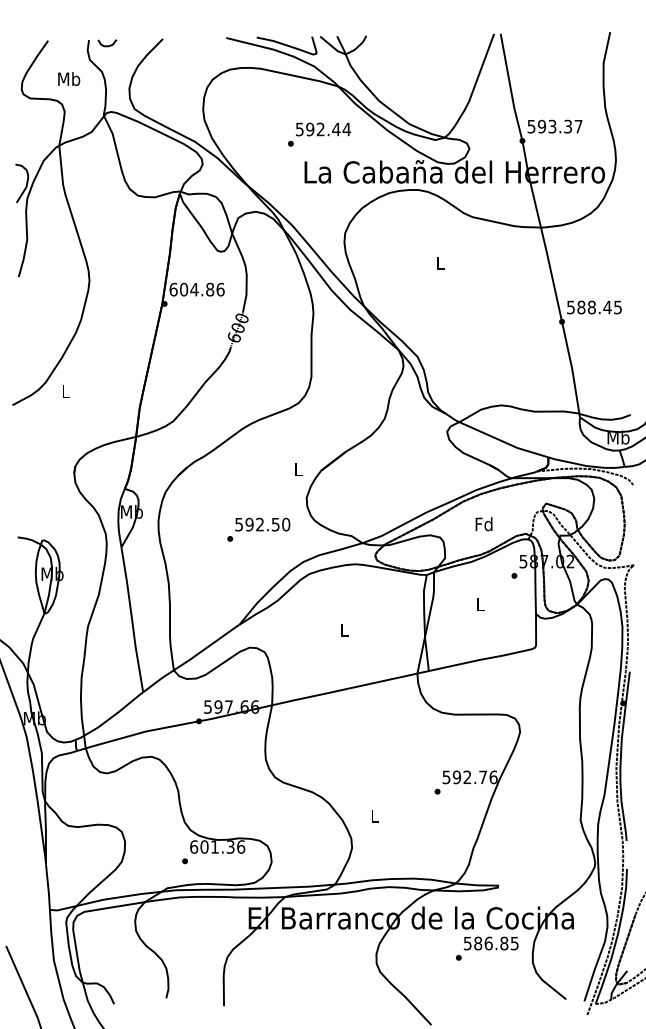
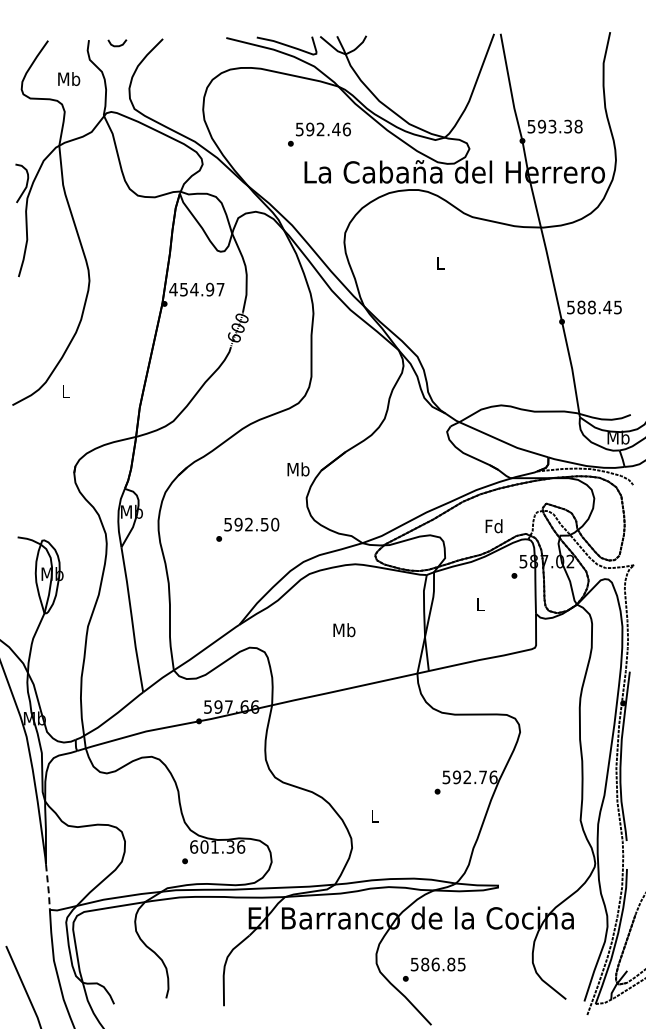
curve position: (107, 45) -> (117, 45) (117, 45)
text: 593.37 -> 593.38 (578, 126)
text: 592.44 -> 592.46 (346, 129)
text: 604.86 -> 454.97 (196, 289)
text: L -> Mb (298, 469)
text position: (483, 524) -> (493, 526) (493, 526)
text position: (258, 529) -> (247, 529) (247, 529)
text: L -> Mb (344, 630)
line: solid -> dashed (48, 887)
text position: (487, 948) -> (434, 969) (434, 969)
